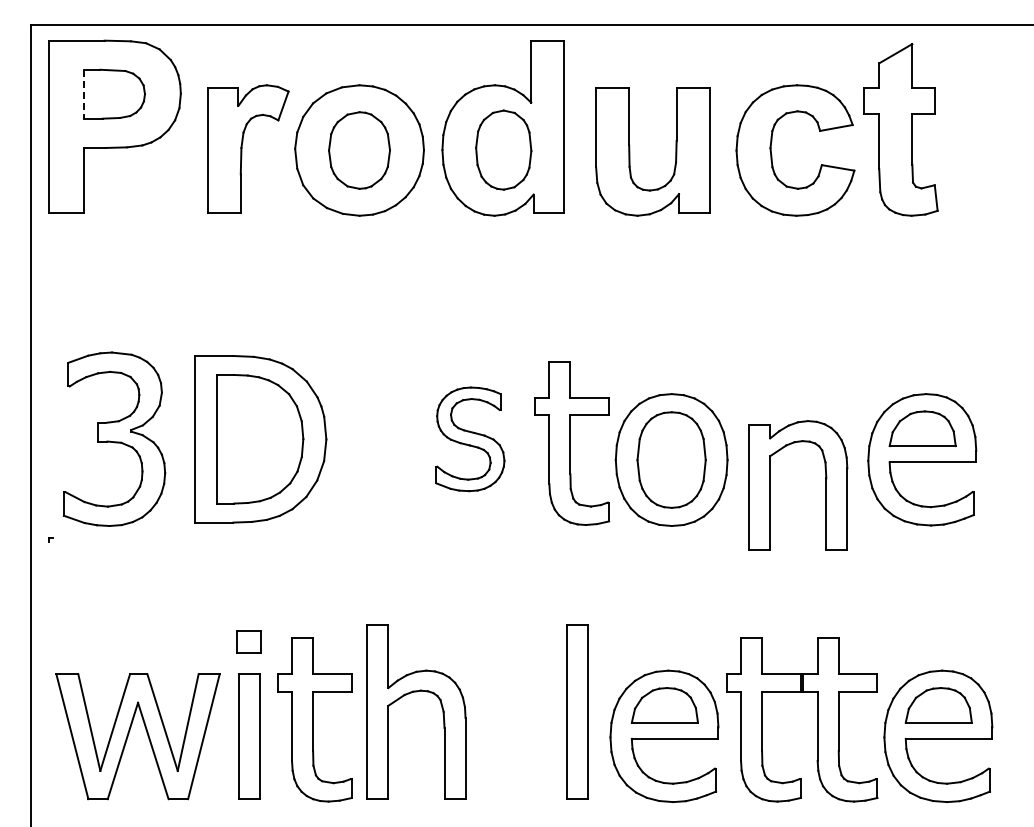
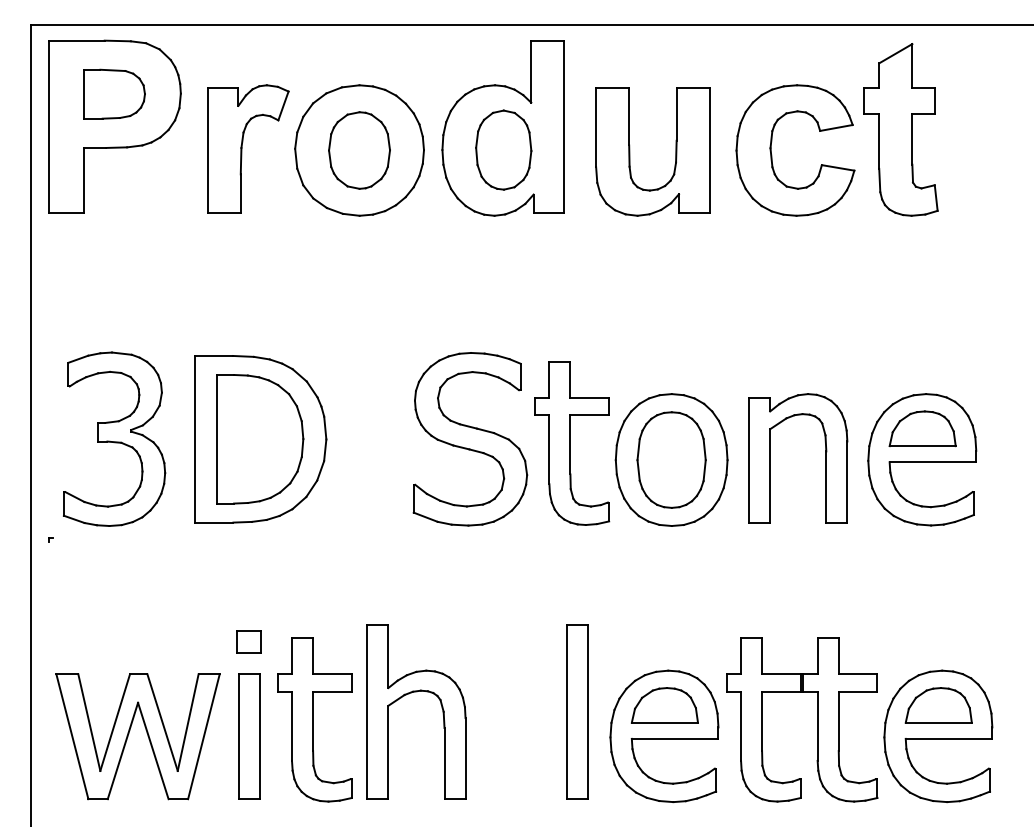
line: dashed -> solid (83, 94)
part size: 71x107 px -> 117x175 px (470, 439)
part position: (825, 485) -> (825, 458) (825, 458)
